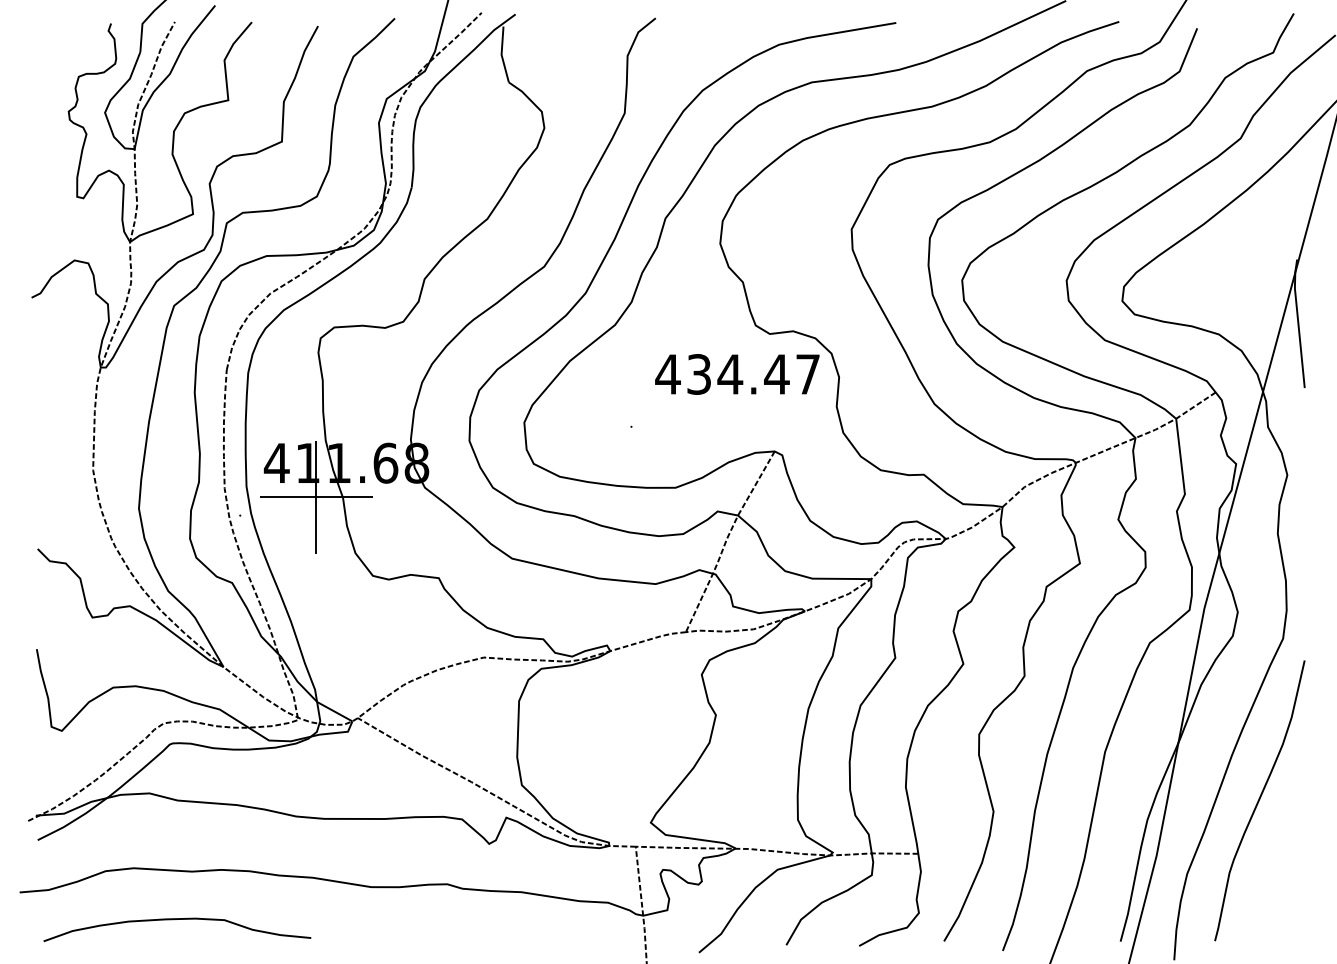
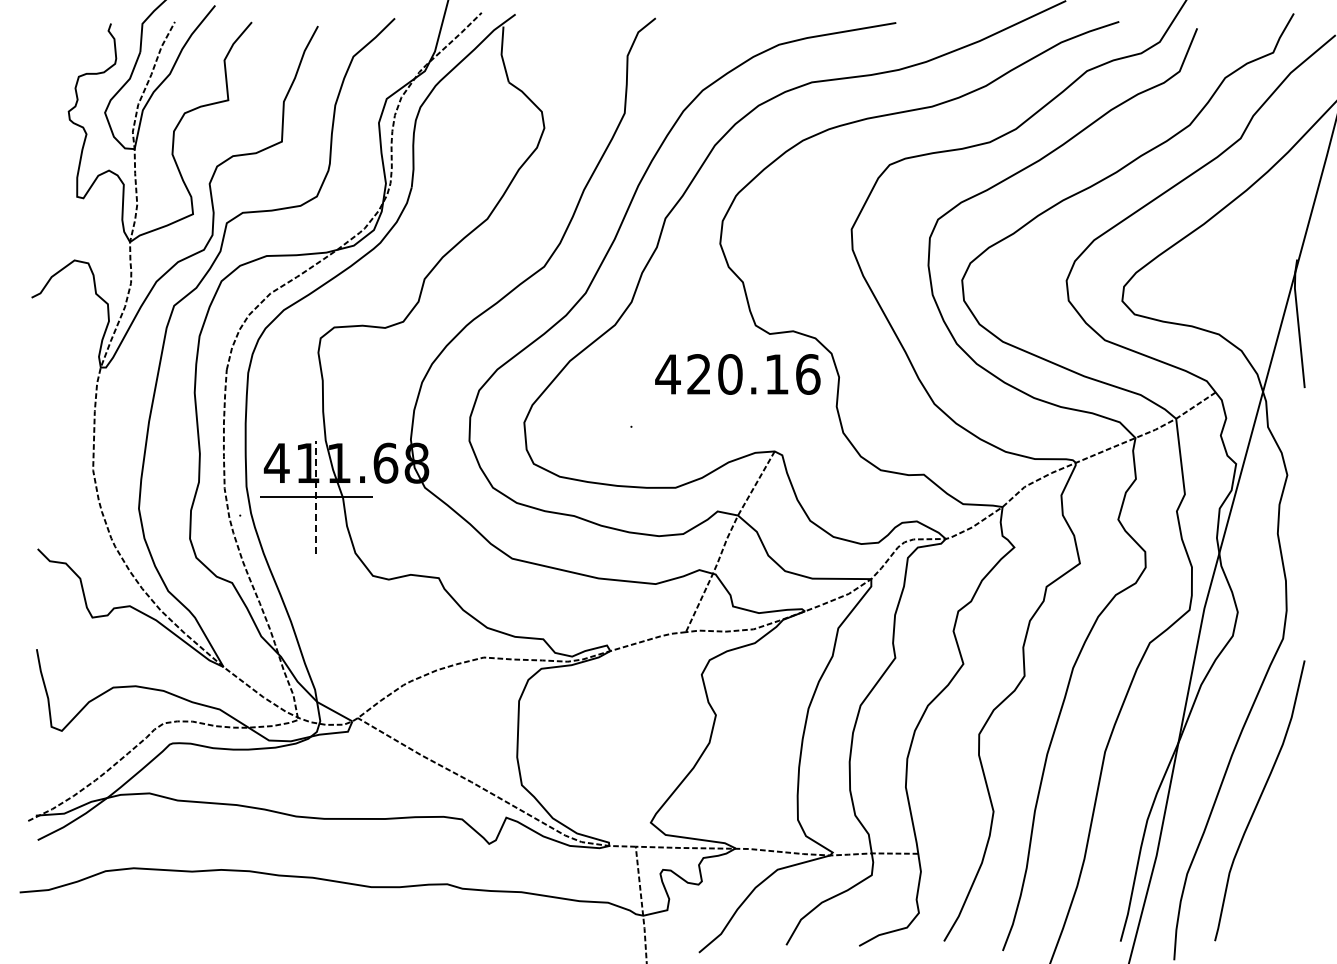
text: 434.47 -> 420.16 (753, 374)
line: solid -> dashed (316, 497)
curve: present -> none (173, 920)
